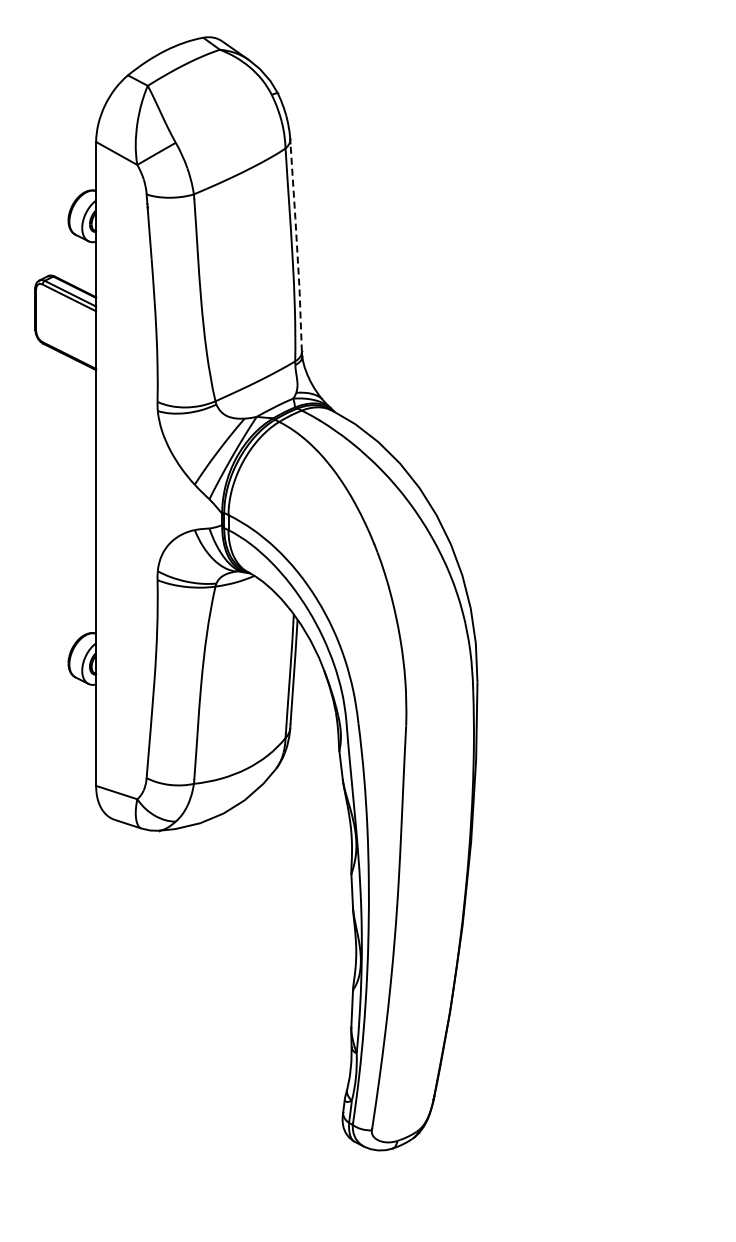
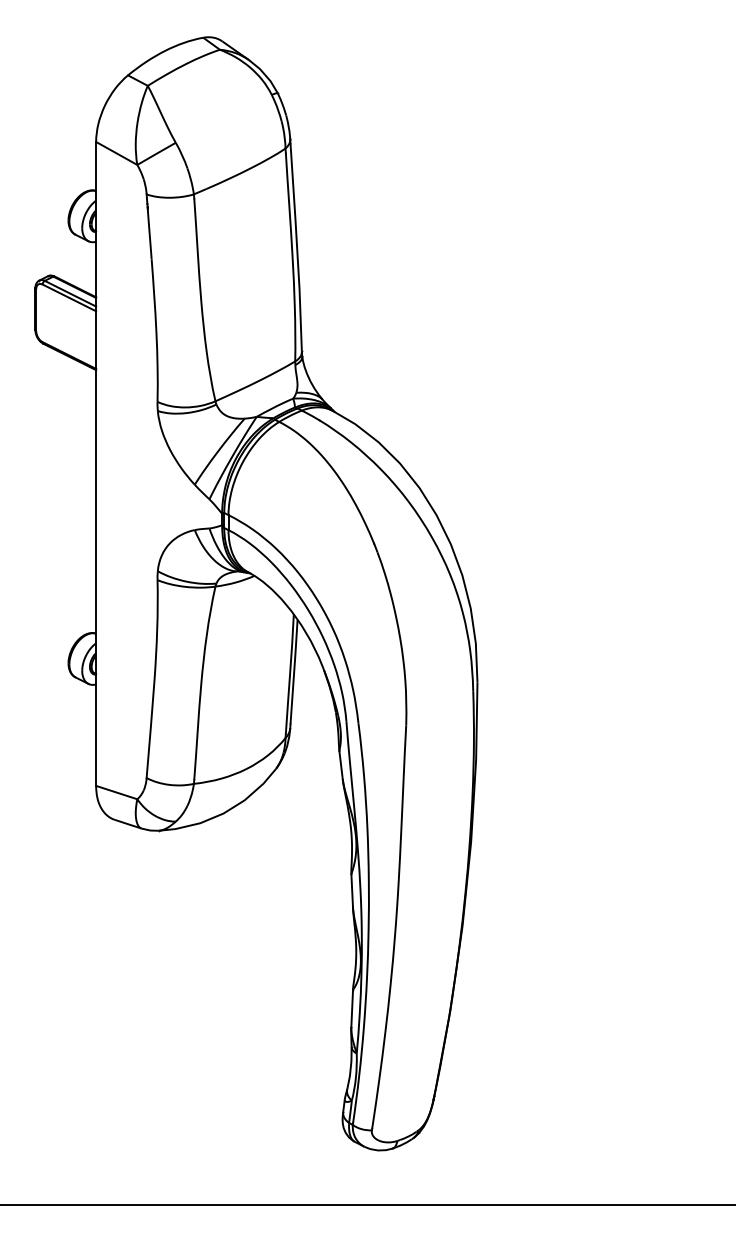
line: dashed -> solid (297, 247)
line: none -> present (367, 1204)
